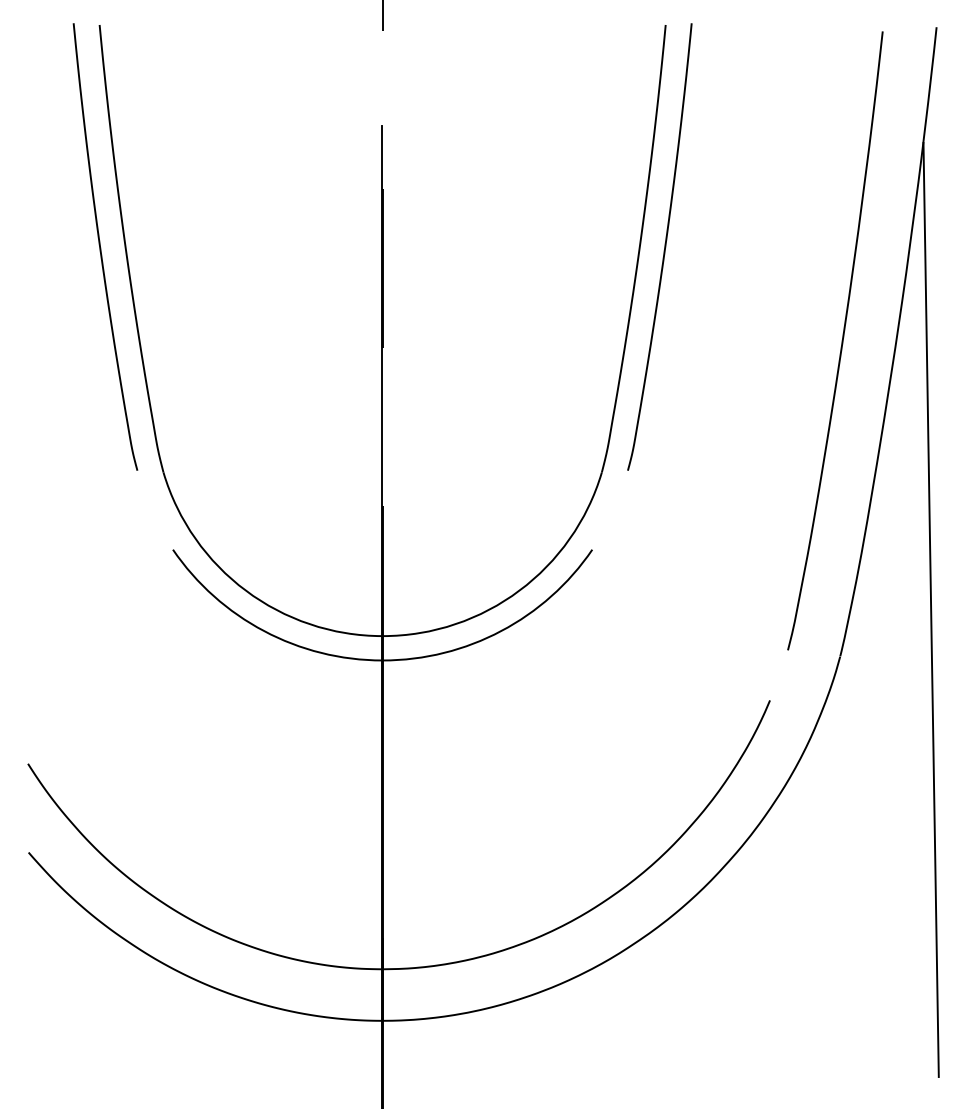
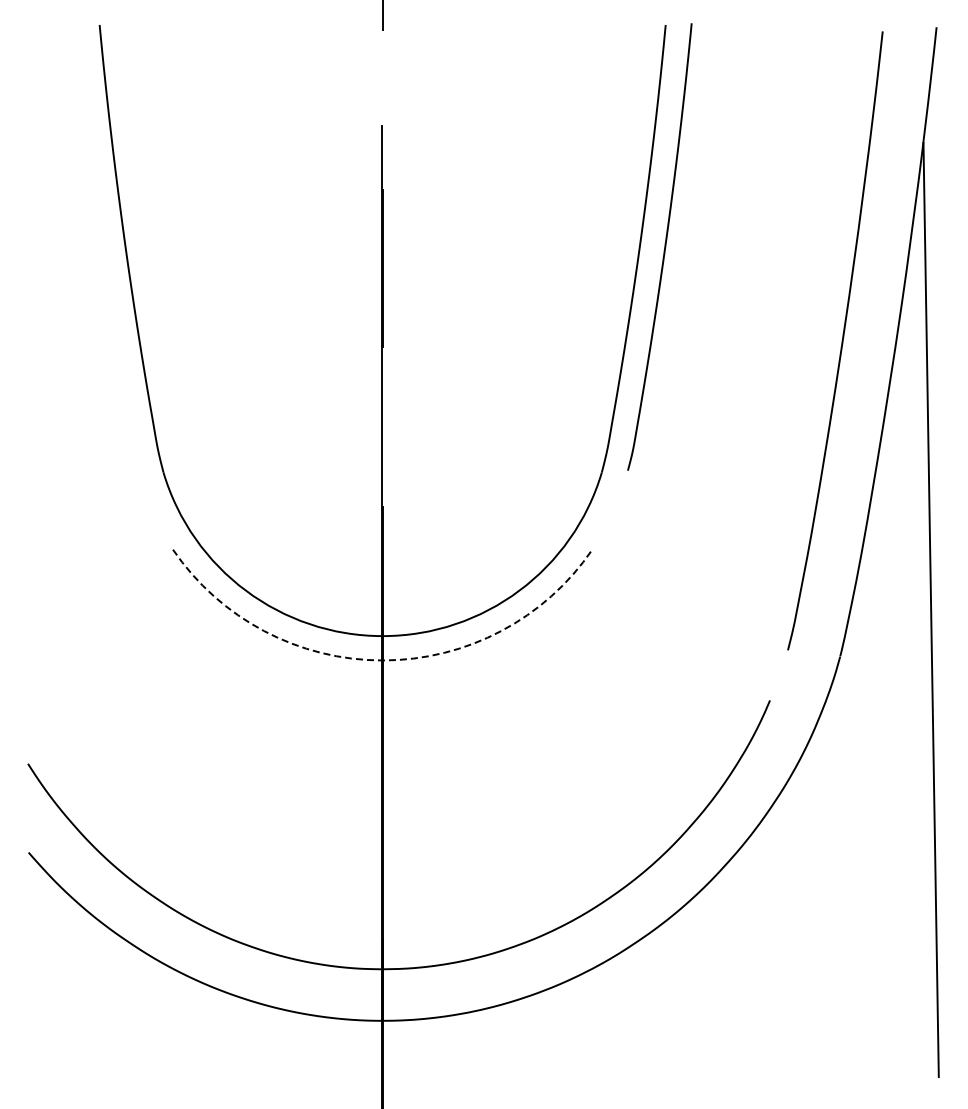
curve: present -> none (101, 247)
arc: solid -> dashed (382, 660)
